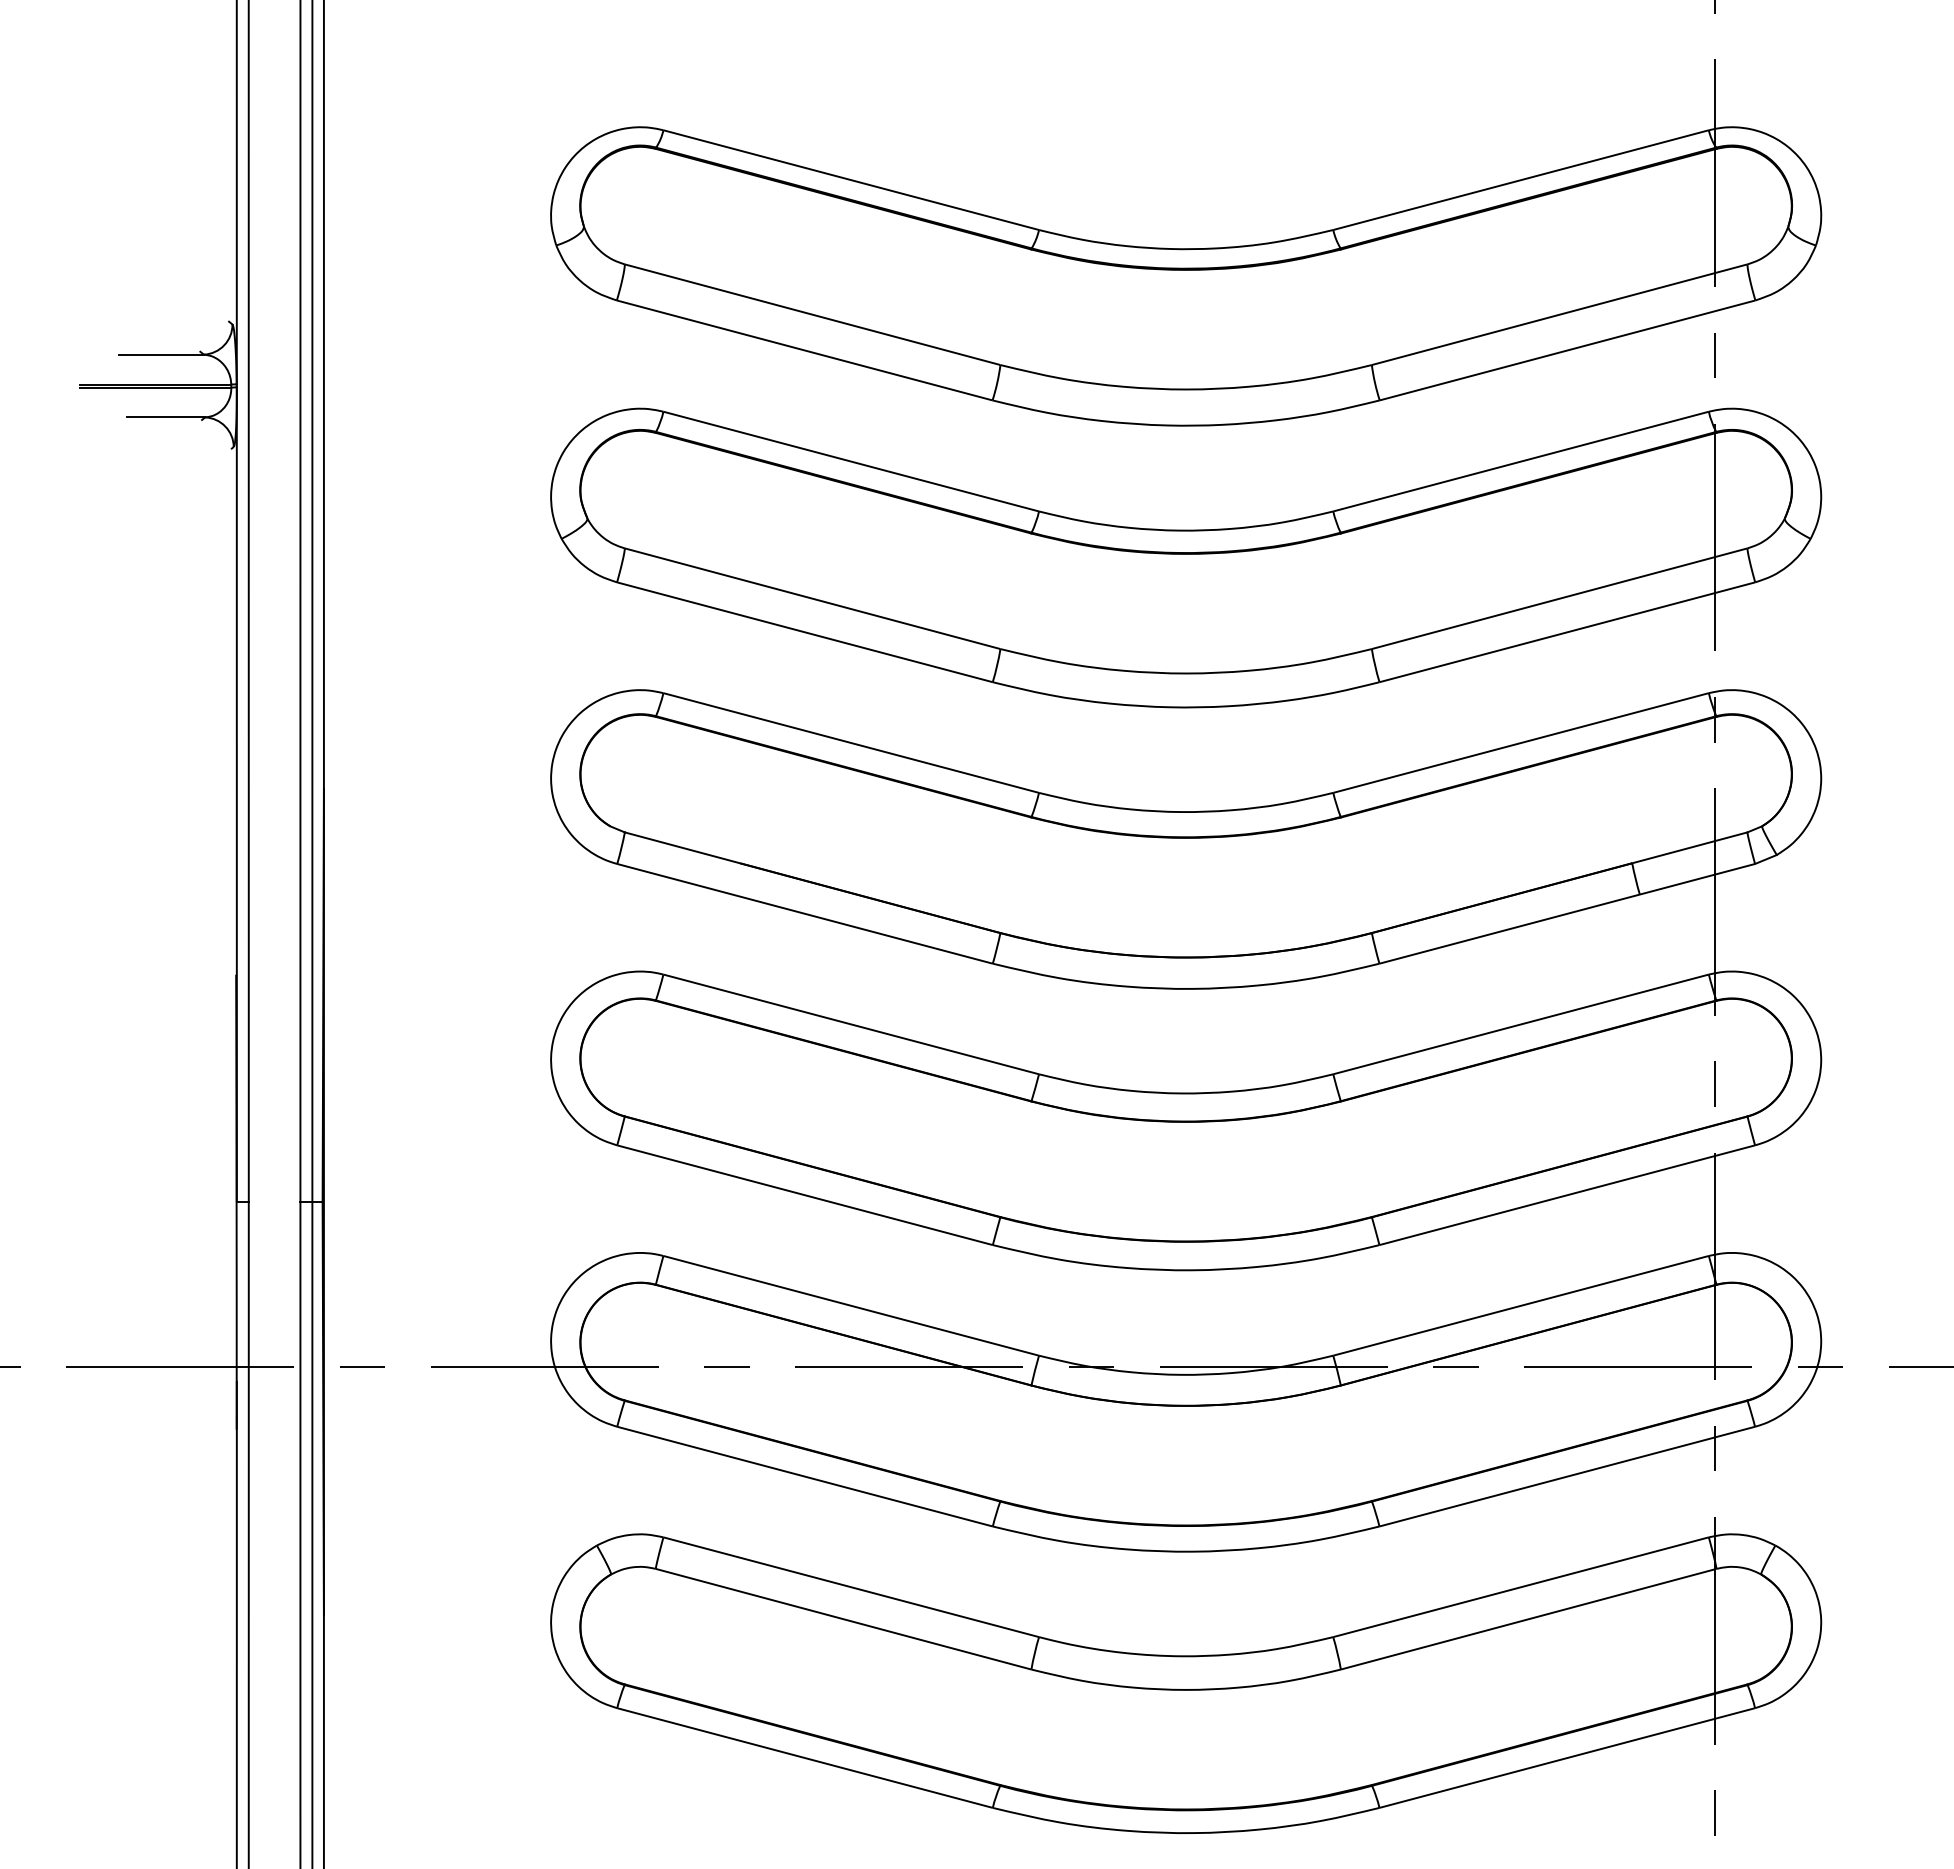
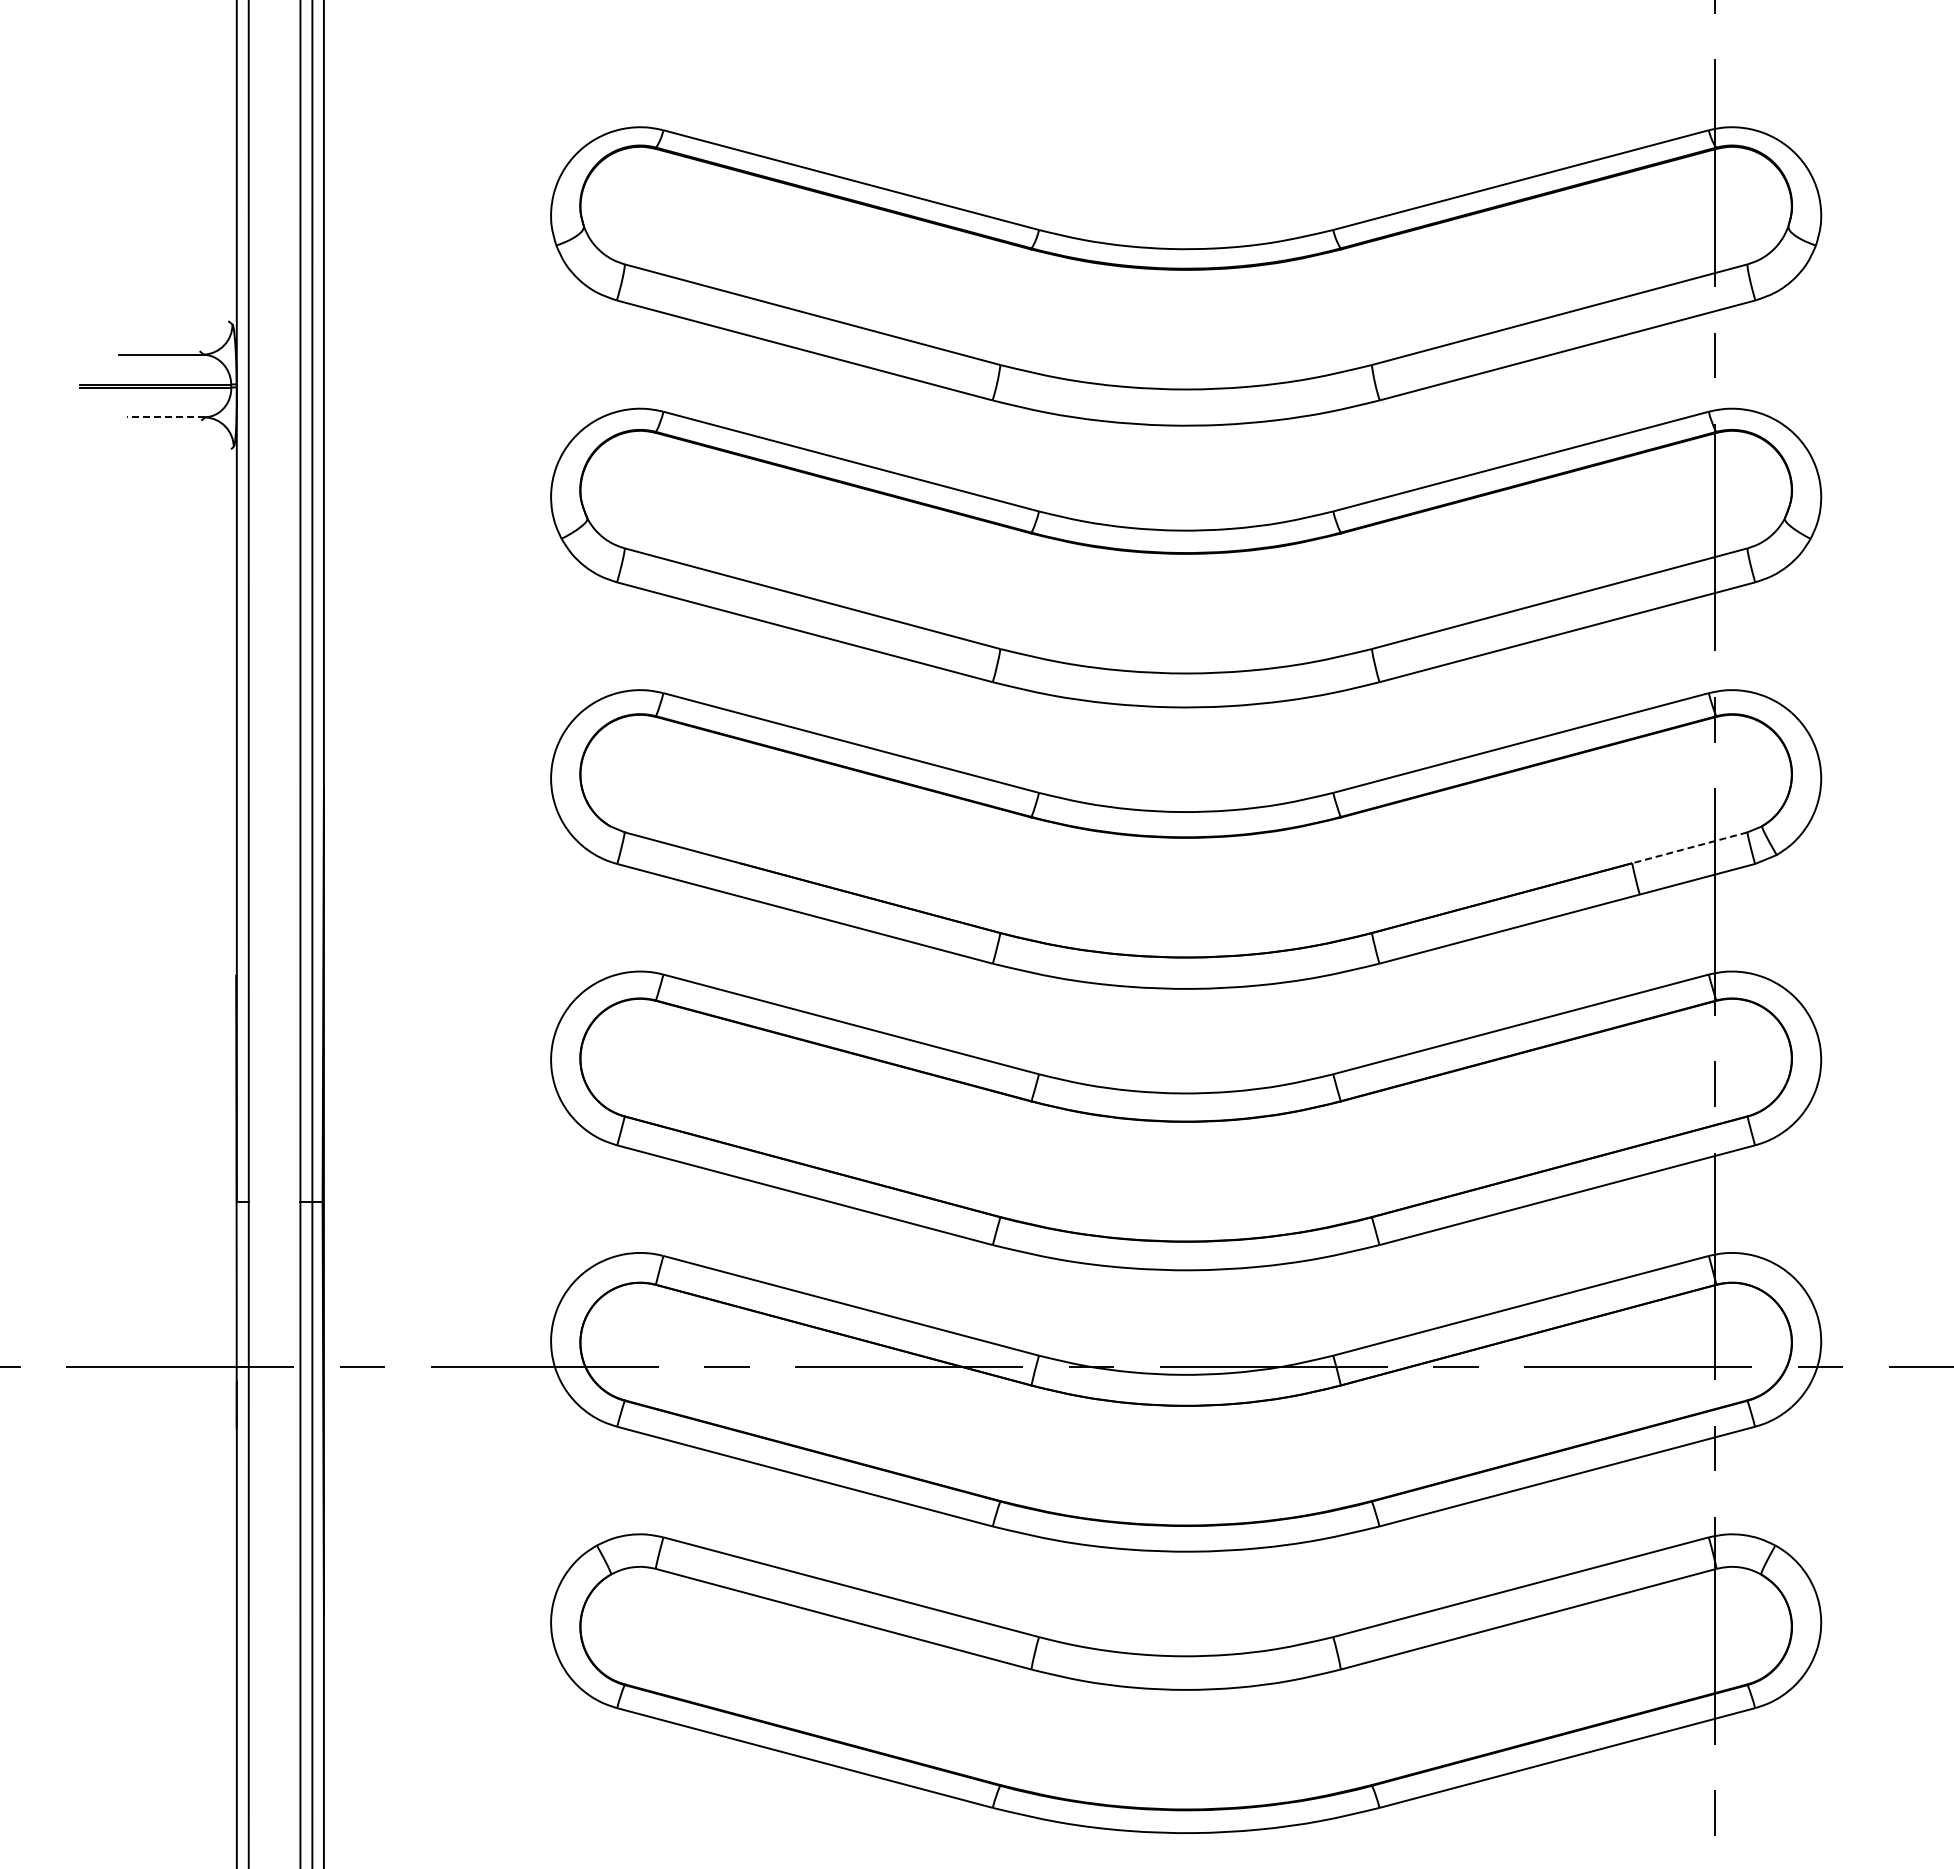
line: solid -> dashed (165, 417)
line: solid -> dashed (1689, 847)
